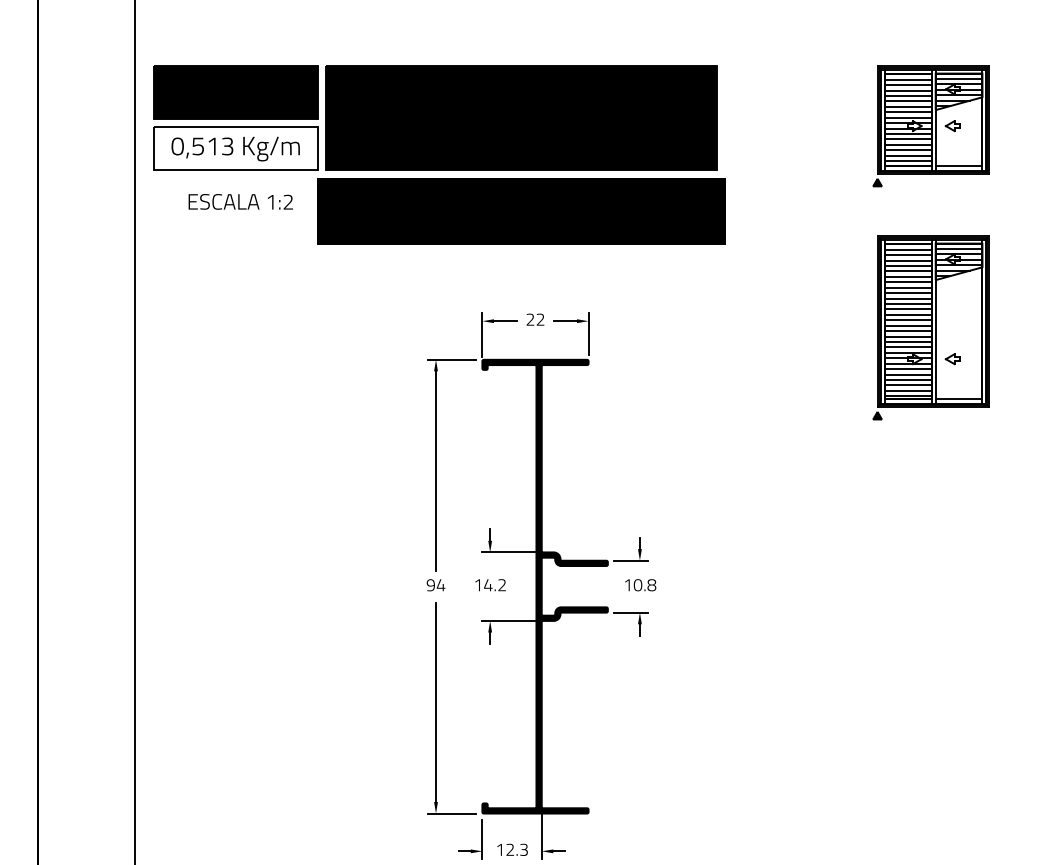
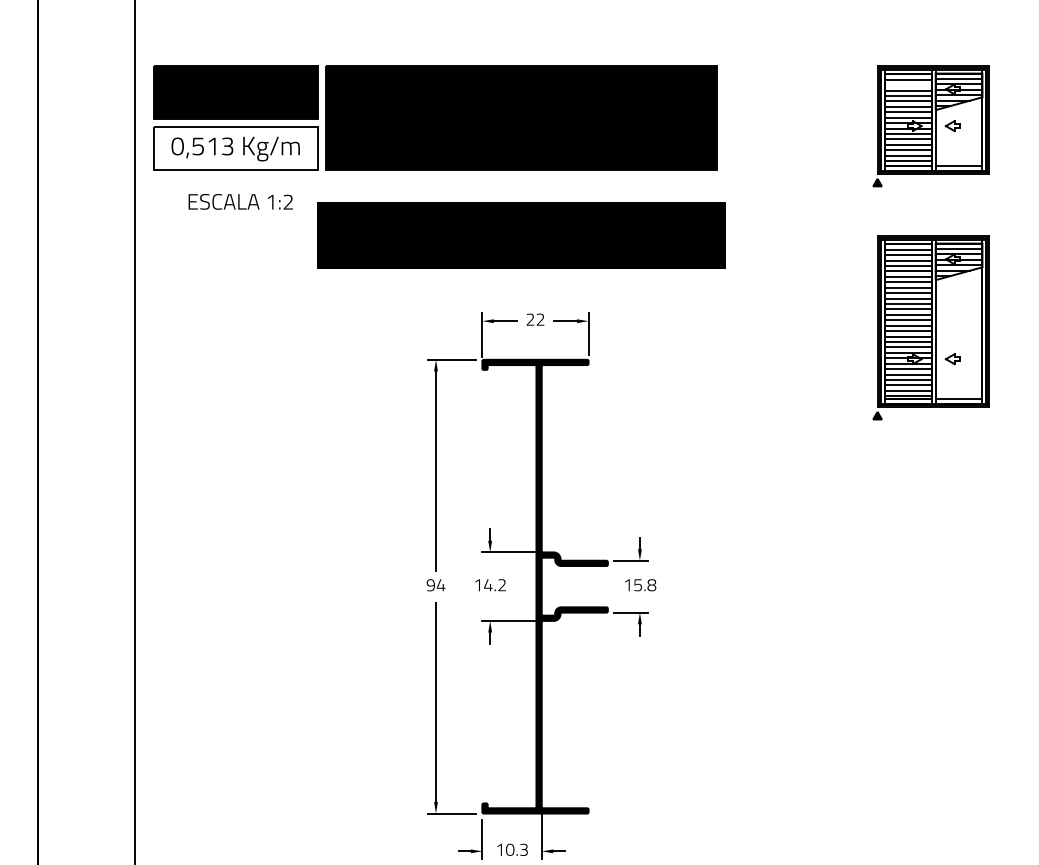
line: present -> none (908, 85)
text position: (521, 211) -> (521, 235) (521, 235)
text: 10.8 -> 15.8 (637, 585)
text: 12.3 -> 10.3 (510, 849)
